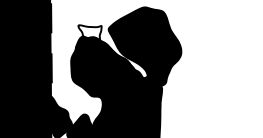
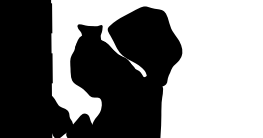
fill: none -> present (89, 32)
